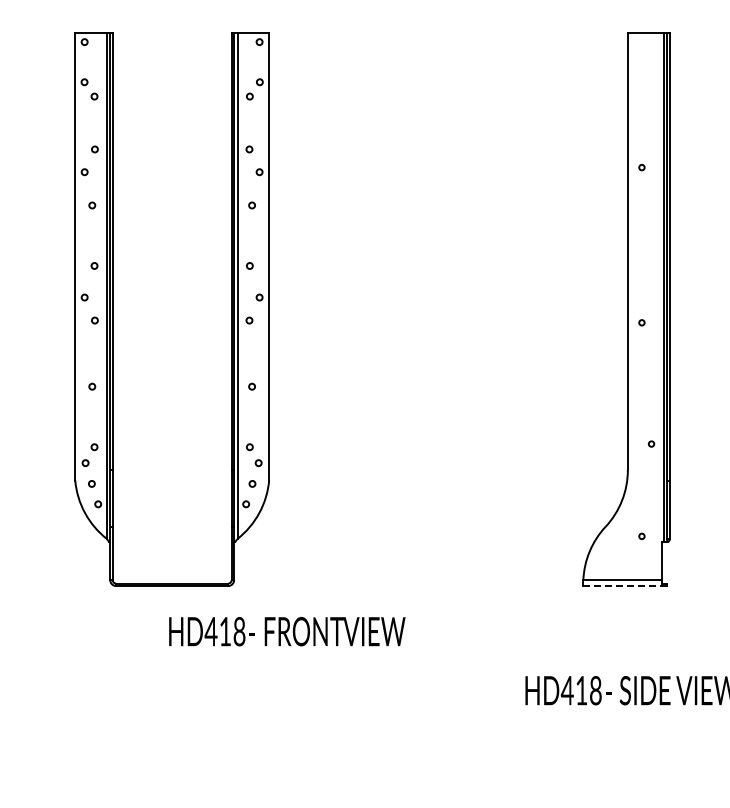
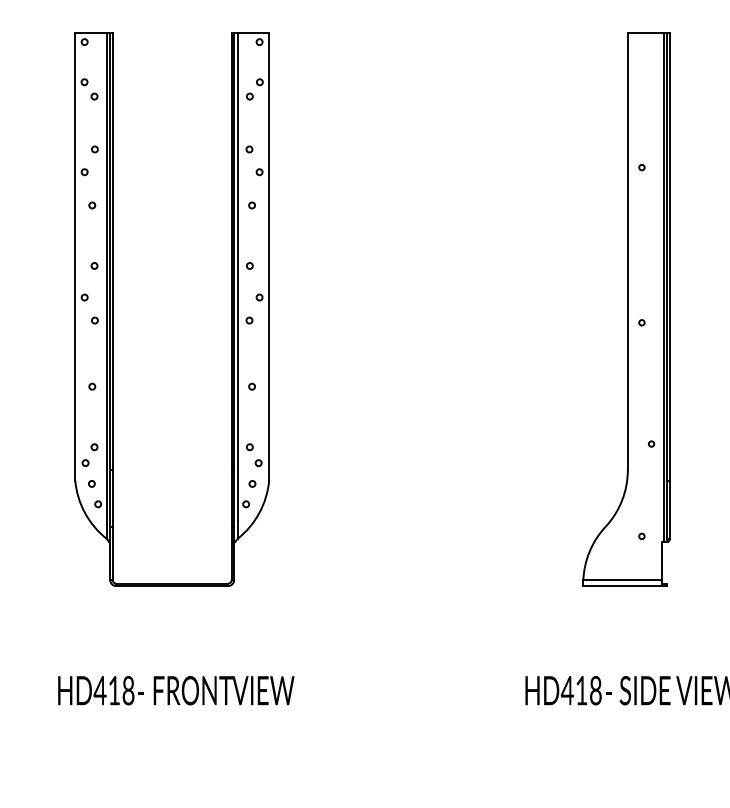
line: dashed -> solid (623, 586)
text position: (287, 631) -> (176, 690) (176, 690)
